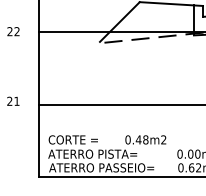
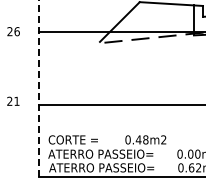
text: 22 -> 26 (16, 31)
line: solid -> dashed (38, 88)
text: ATERRO PISTA= -> ATERRO PASSEIO= (128, 153)
